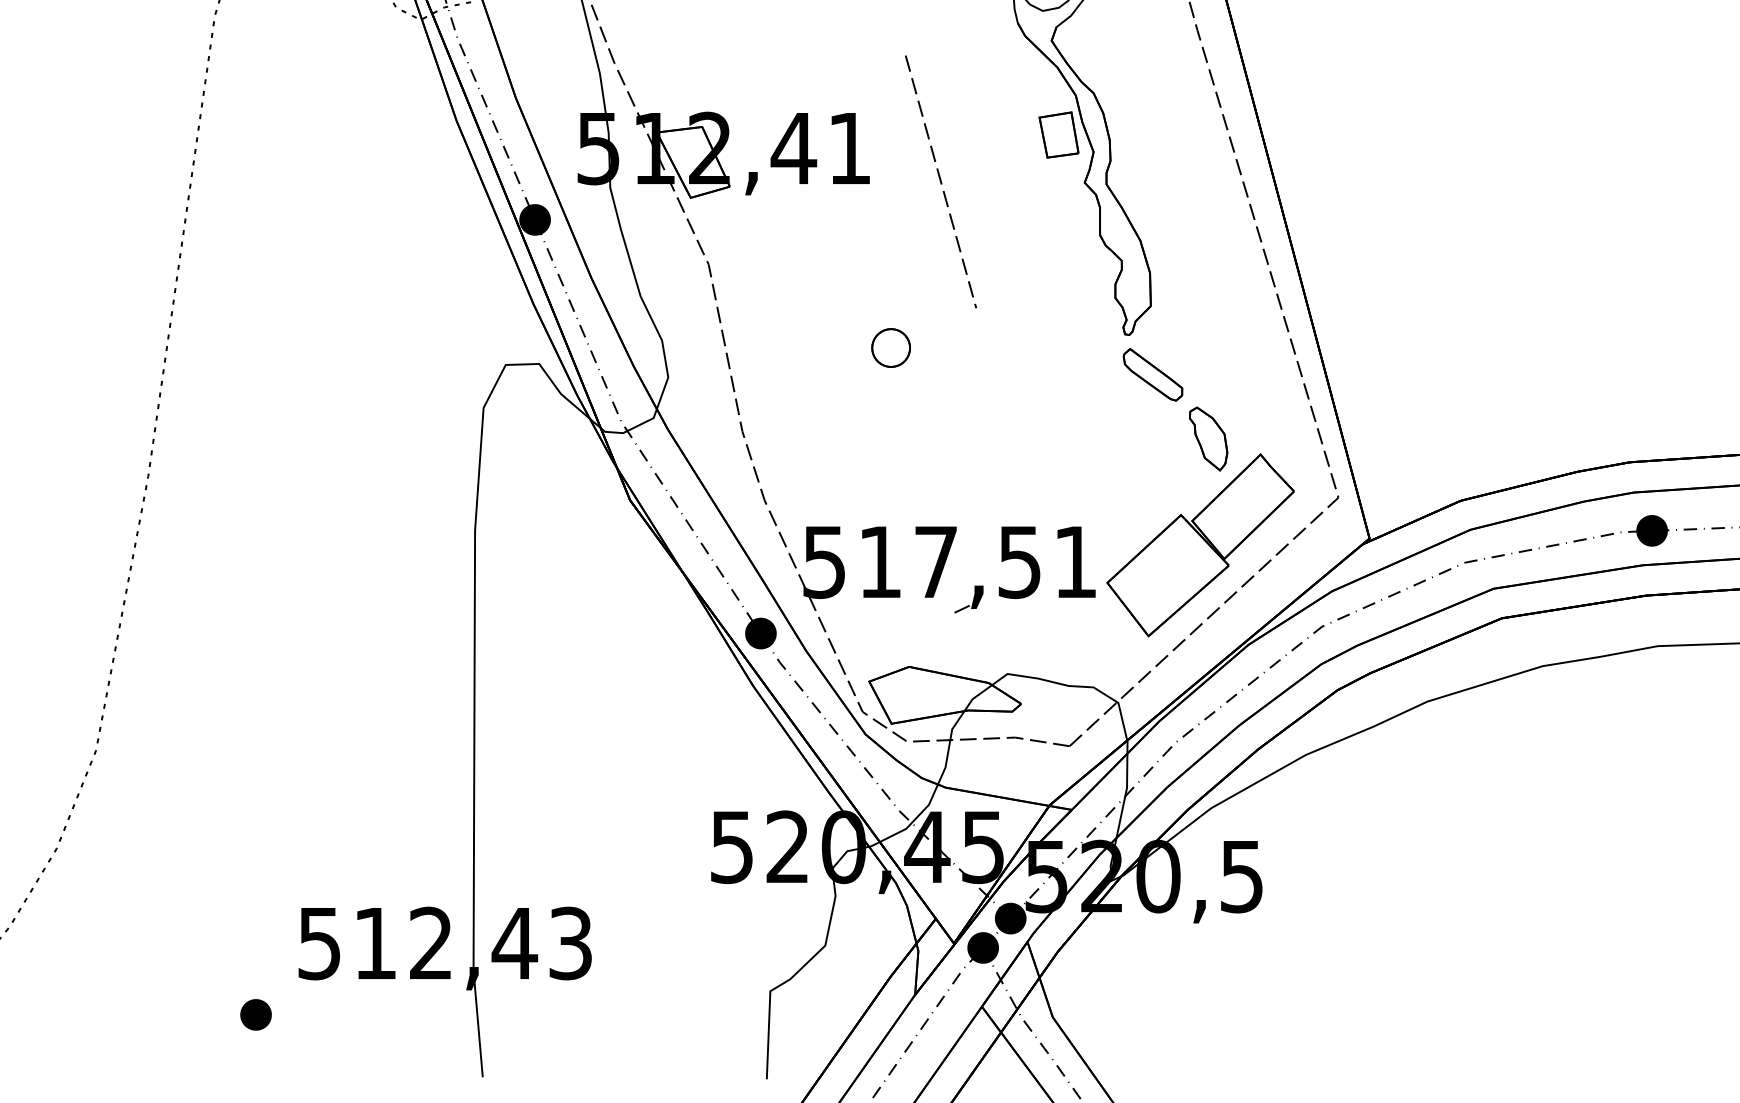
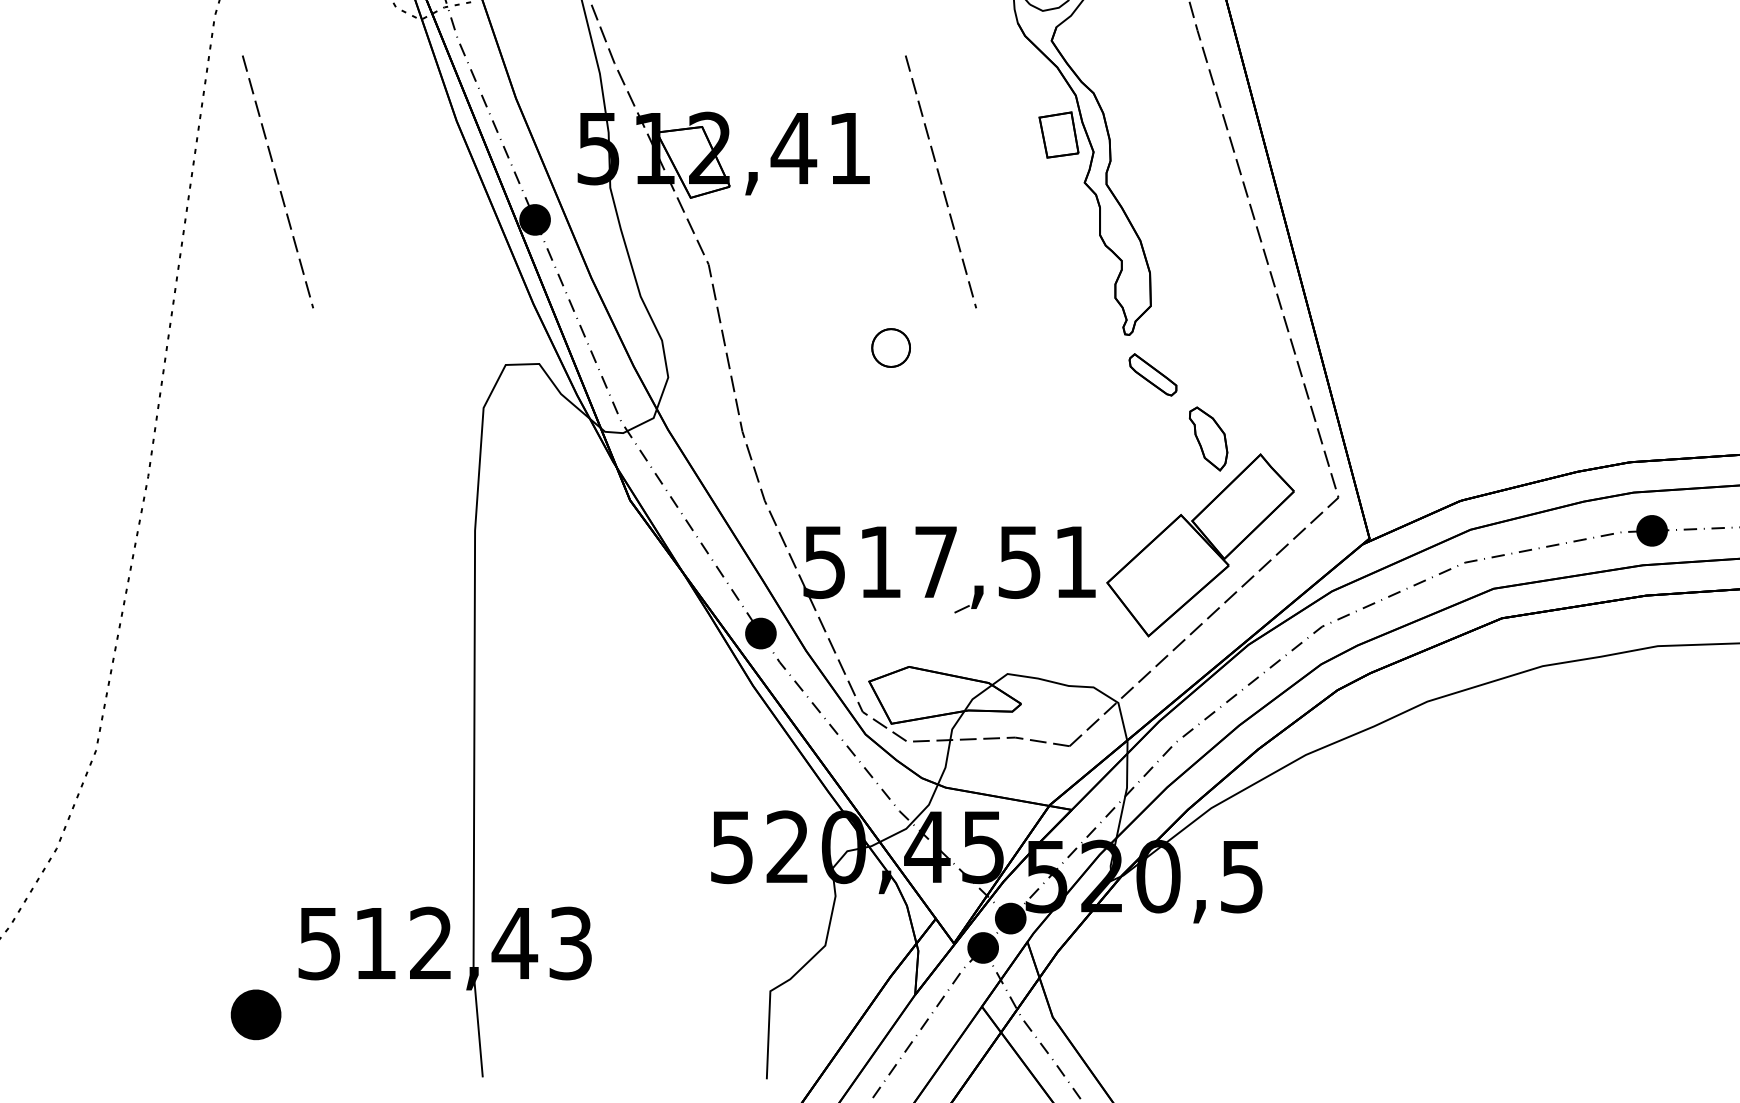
line: none -> present (277, 181)
part size: 62x54 px -> 50x44 px (1152, 374)
part size: 32x32 px -> 52x52 px (255, 1014)
